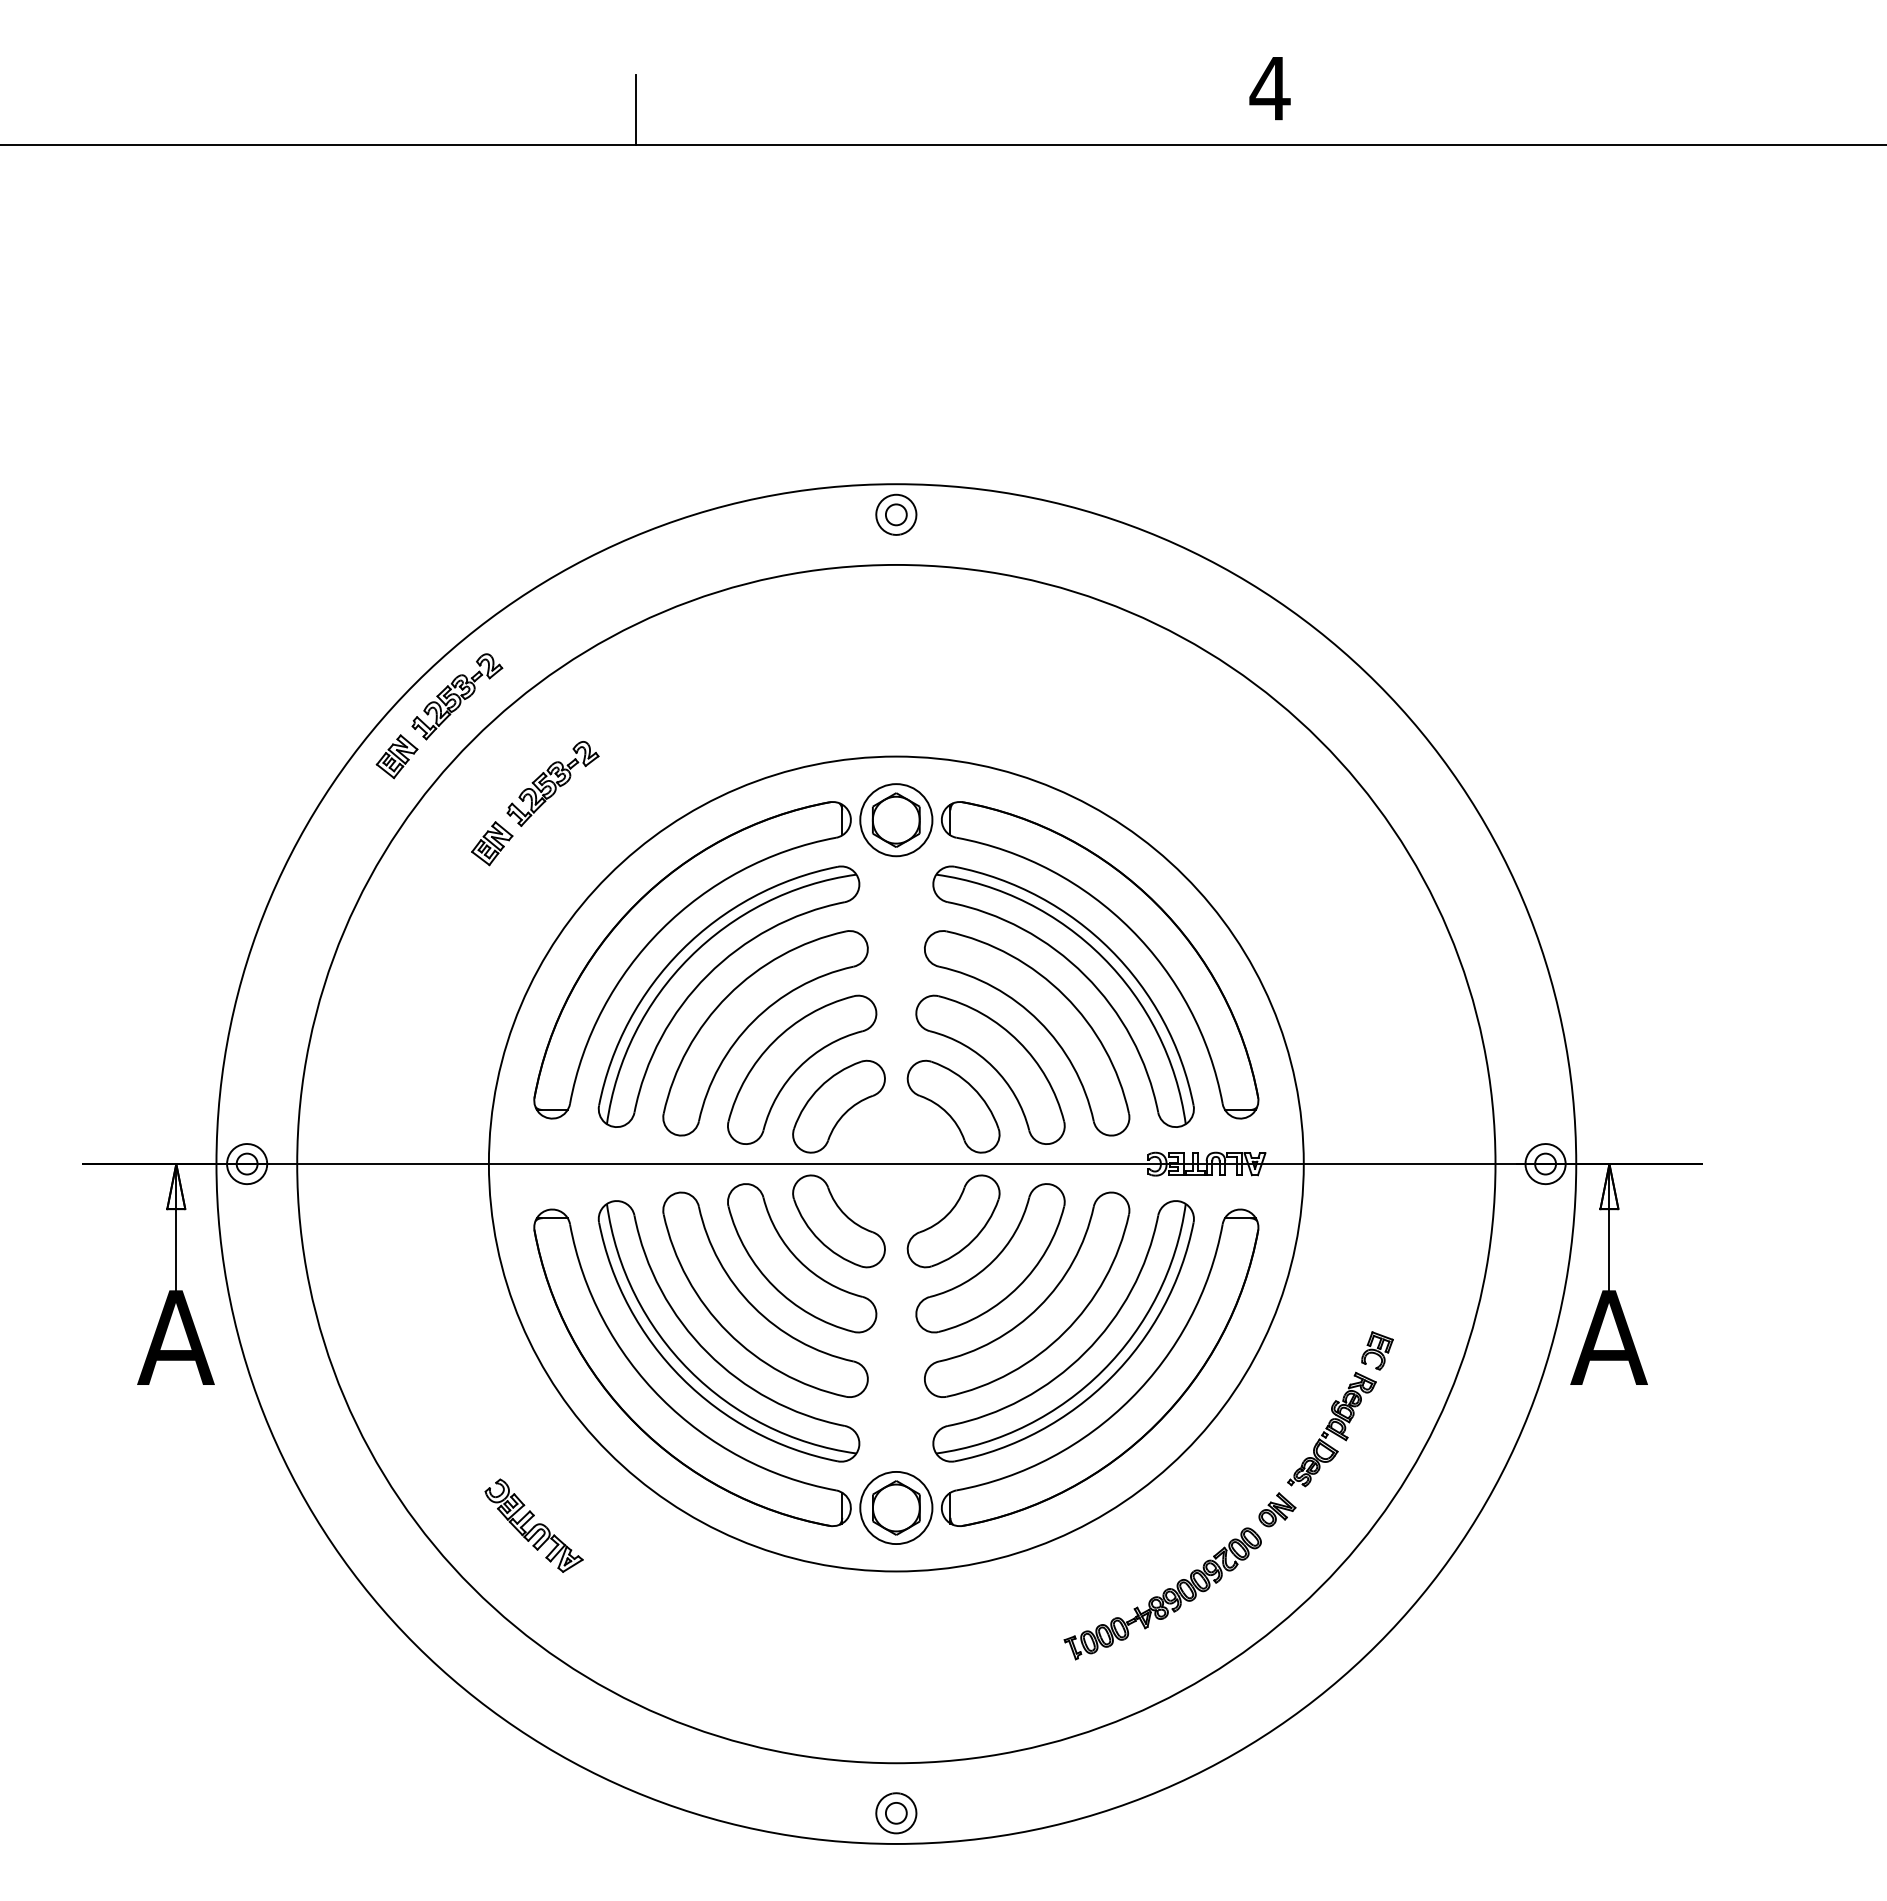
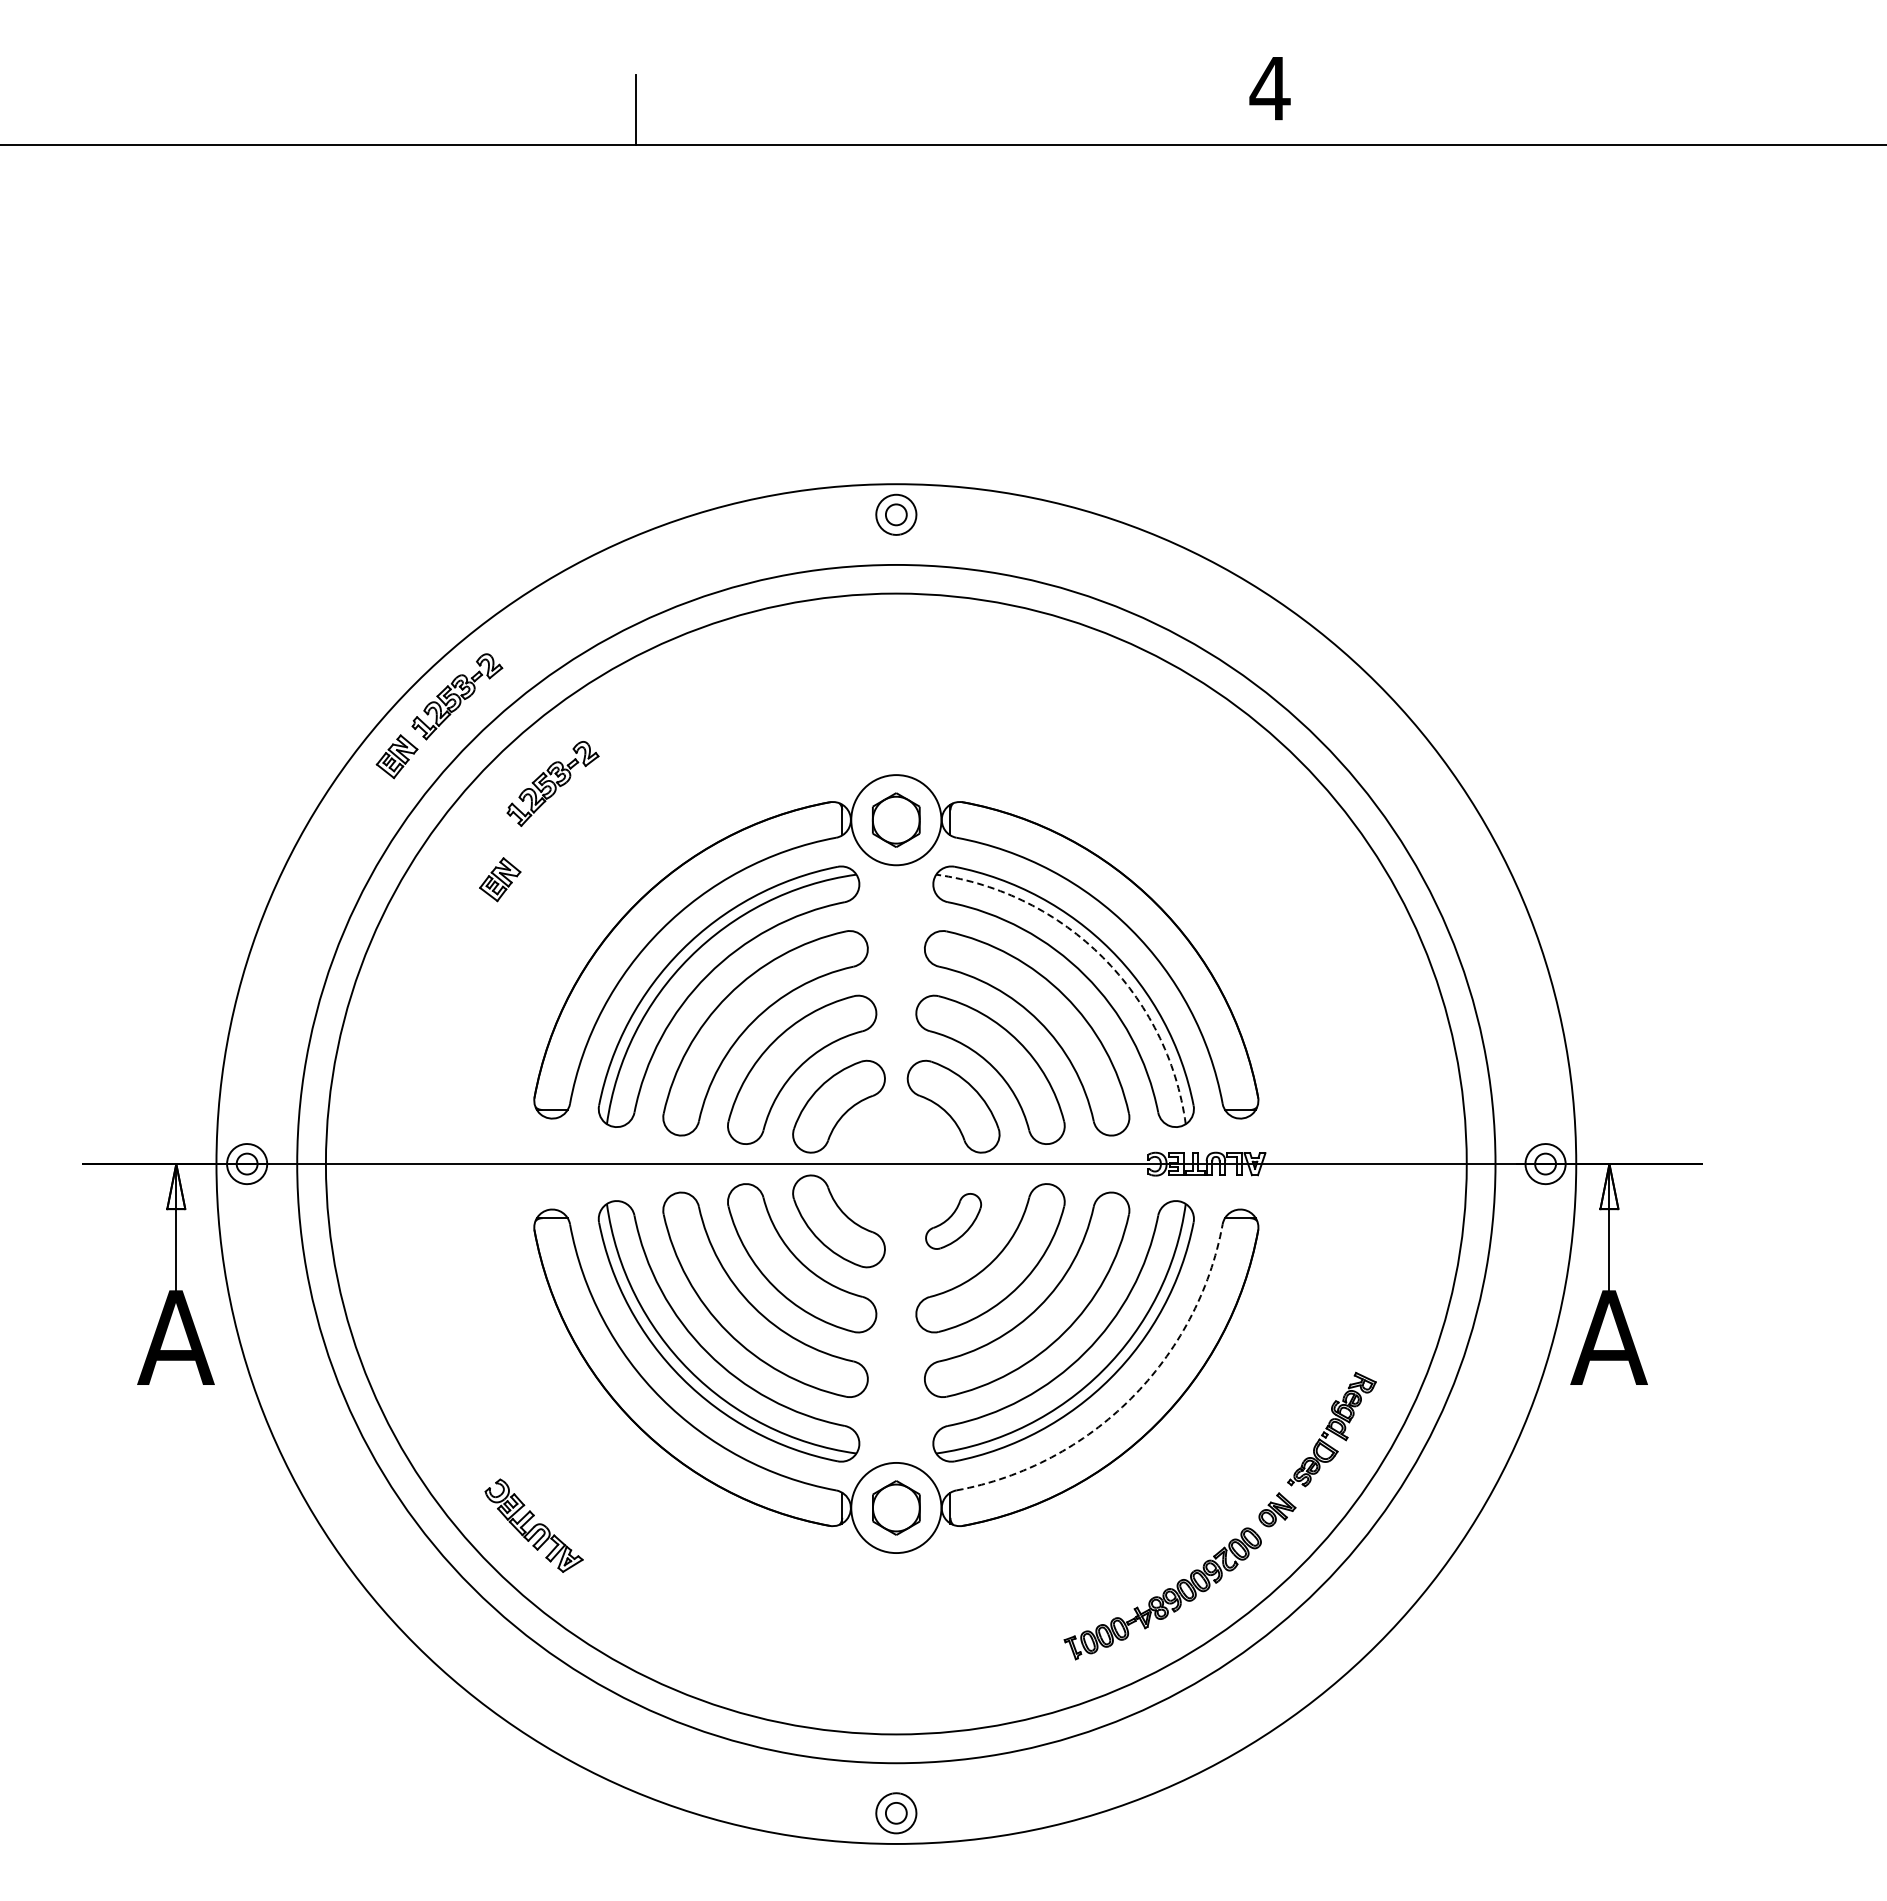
circle diameter: 72 px -> 90 px (896, 820)
part position: (492, 843) -> (500, 879) (500, 879)
arc: solid -> dashed (1102, 957)
circle diameter: 815 px -> 1141 px (895, 1163)
part size: 95x95 px -> 58x57 px (953, 1221)
part: present -> none (1377, 1350)
arc: solid -> dashed (1131, 1398)
circle diameter: 72 px -> 90 px (896, 1507)
